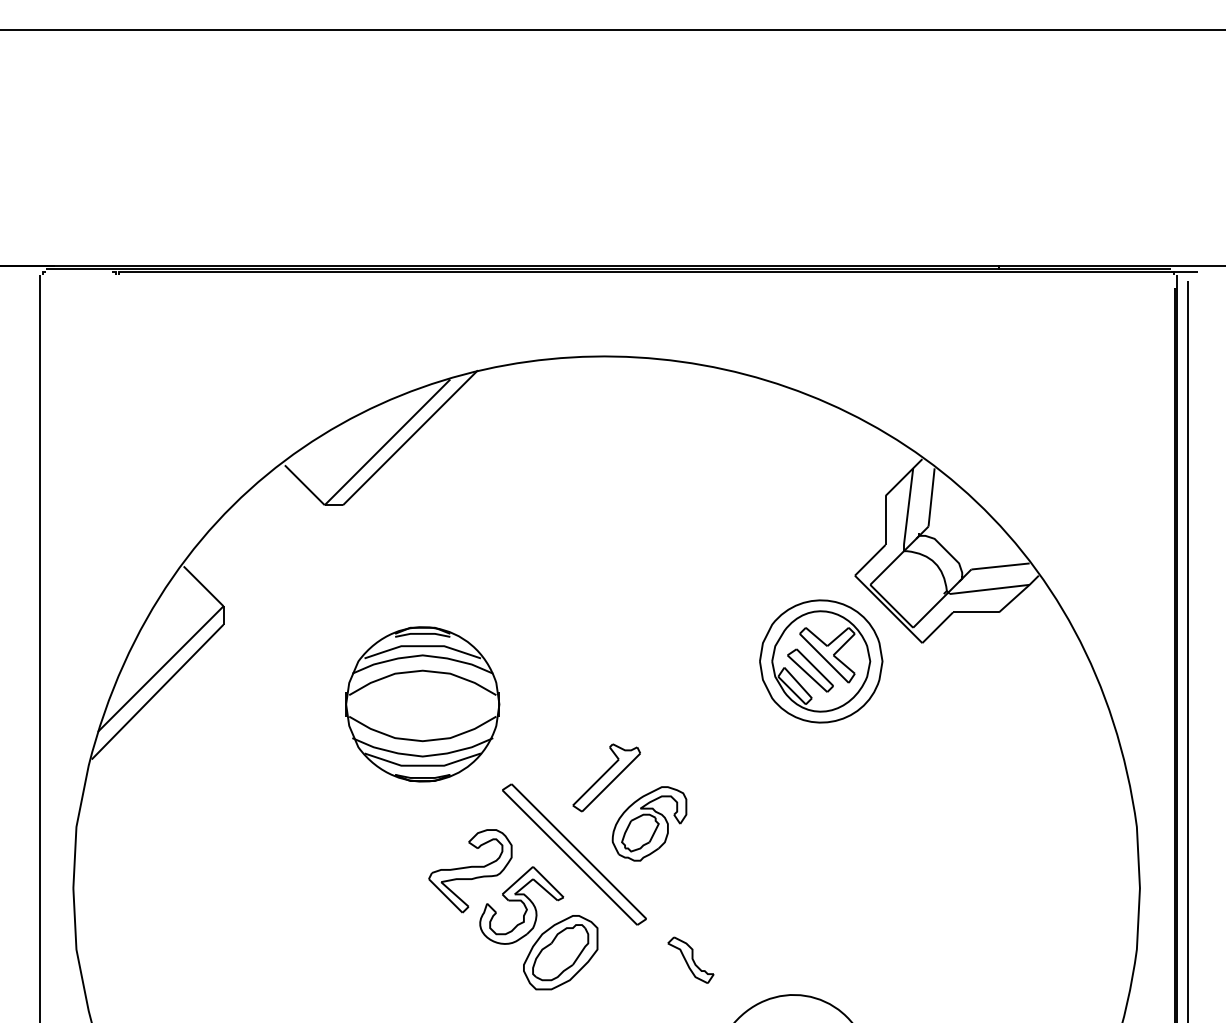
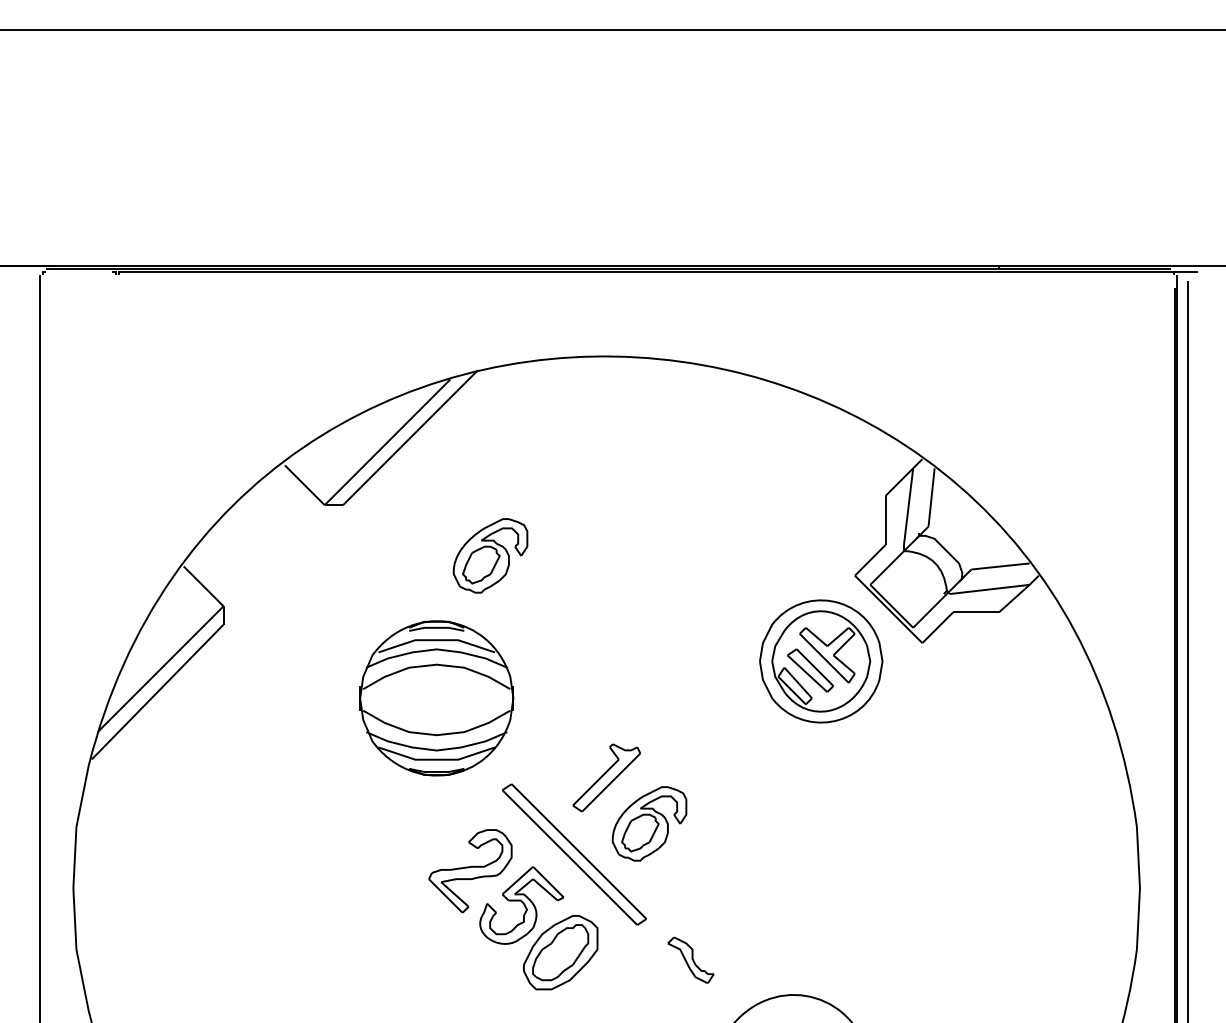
part: none -> present (490, 555)
part position: (422, 704) -> (436, 698) (436, 698)
